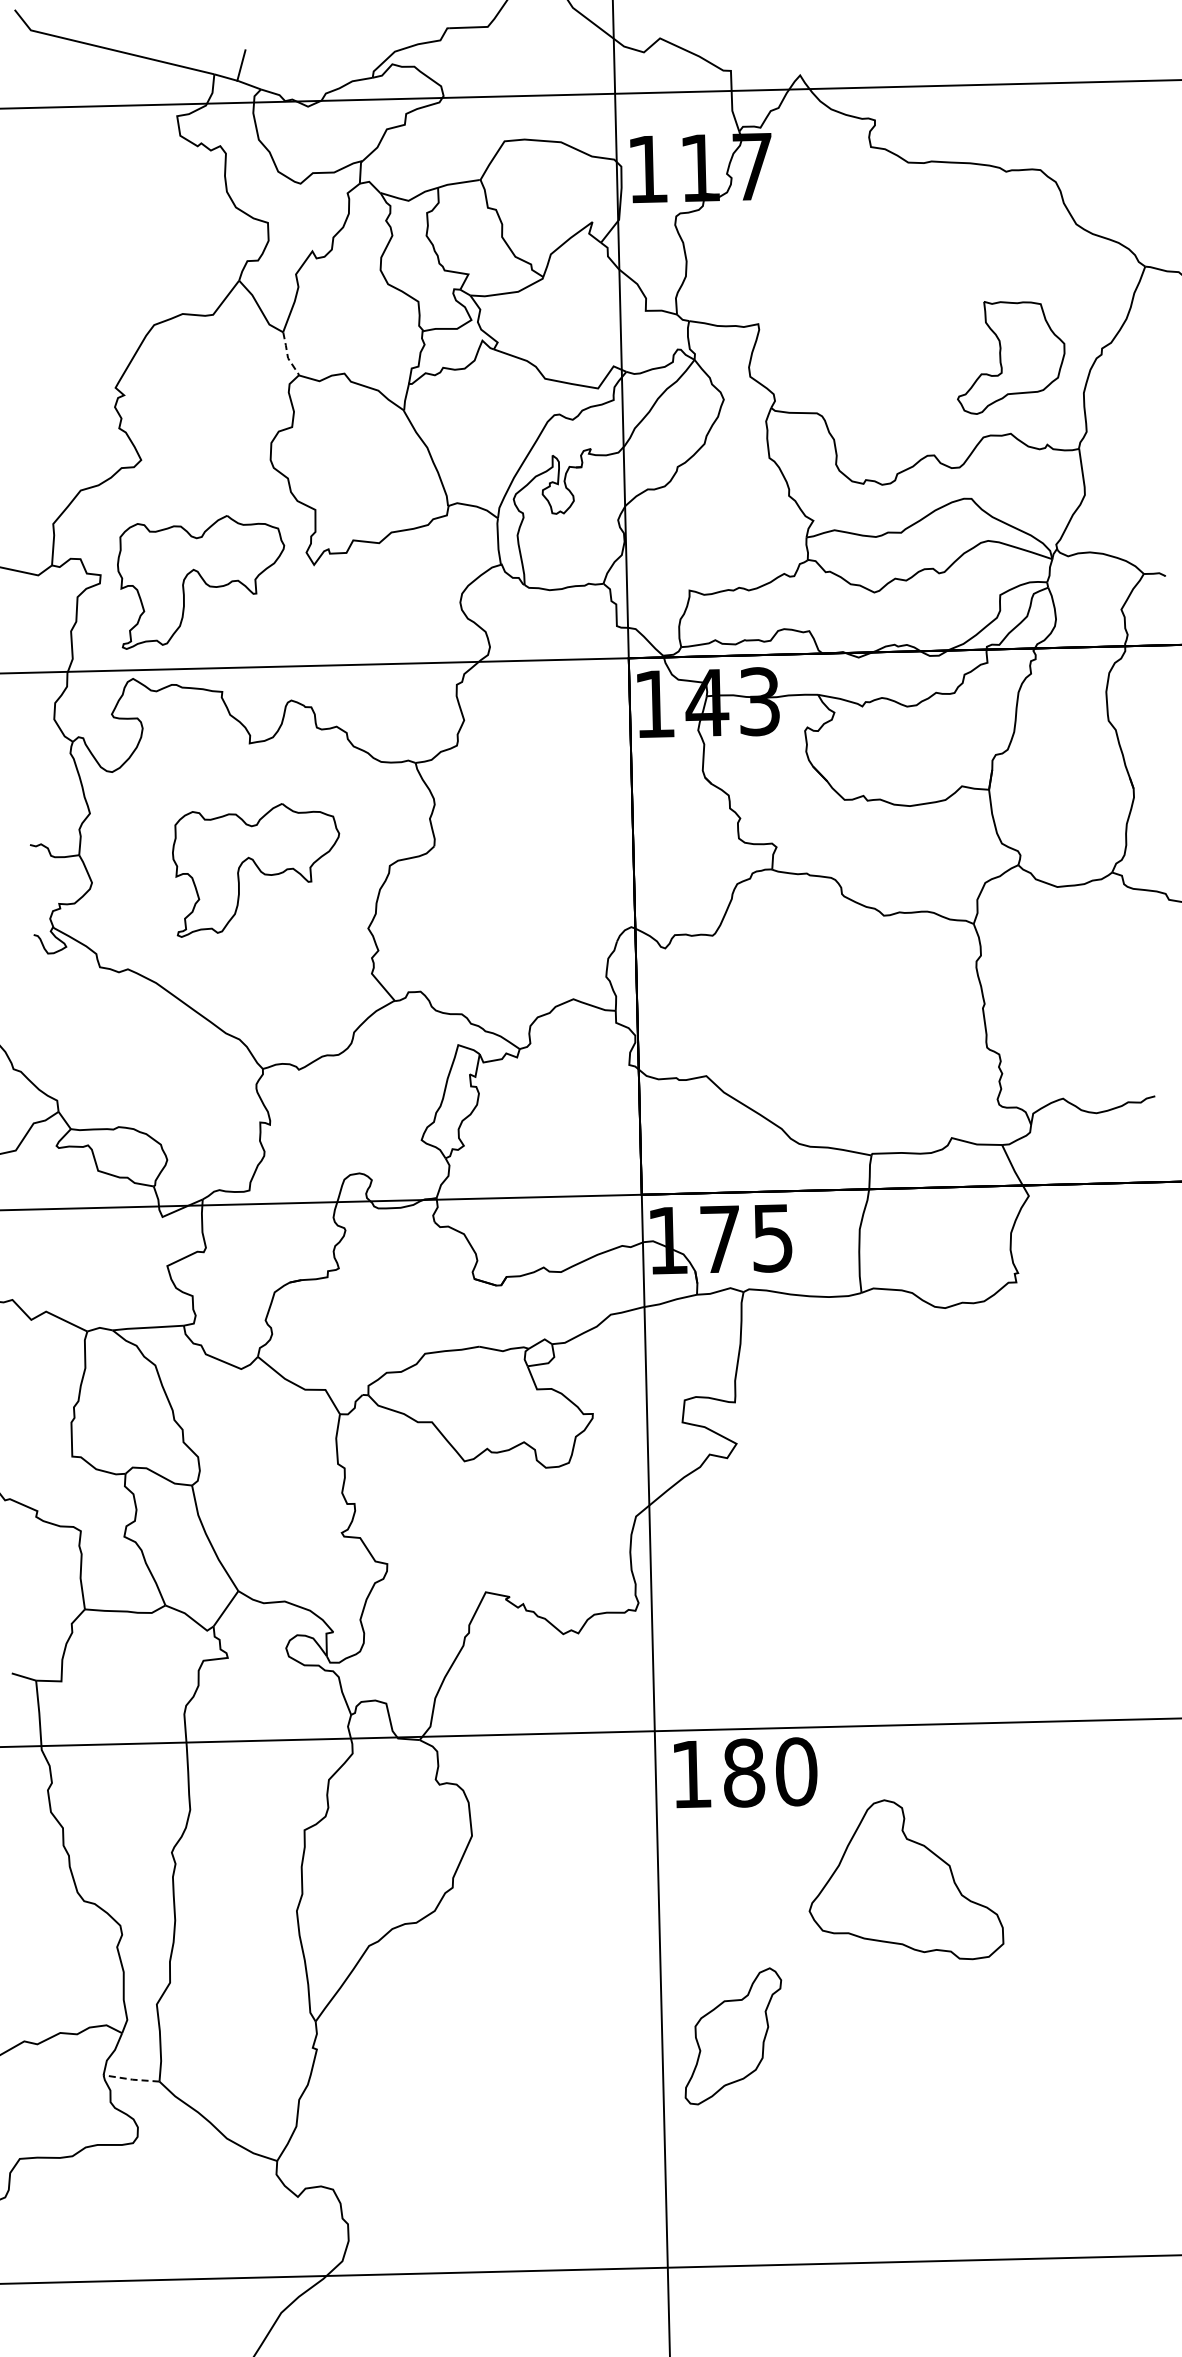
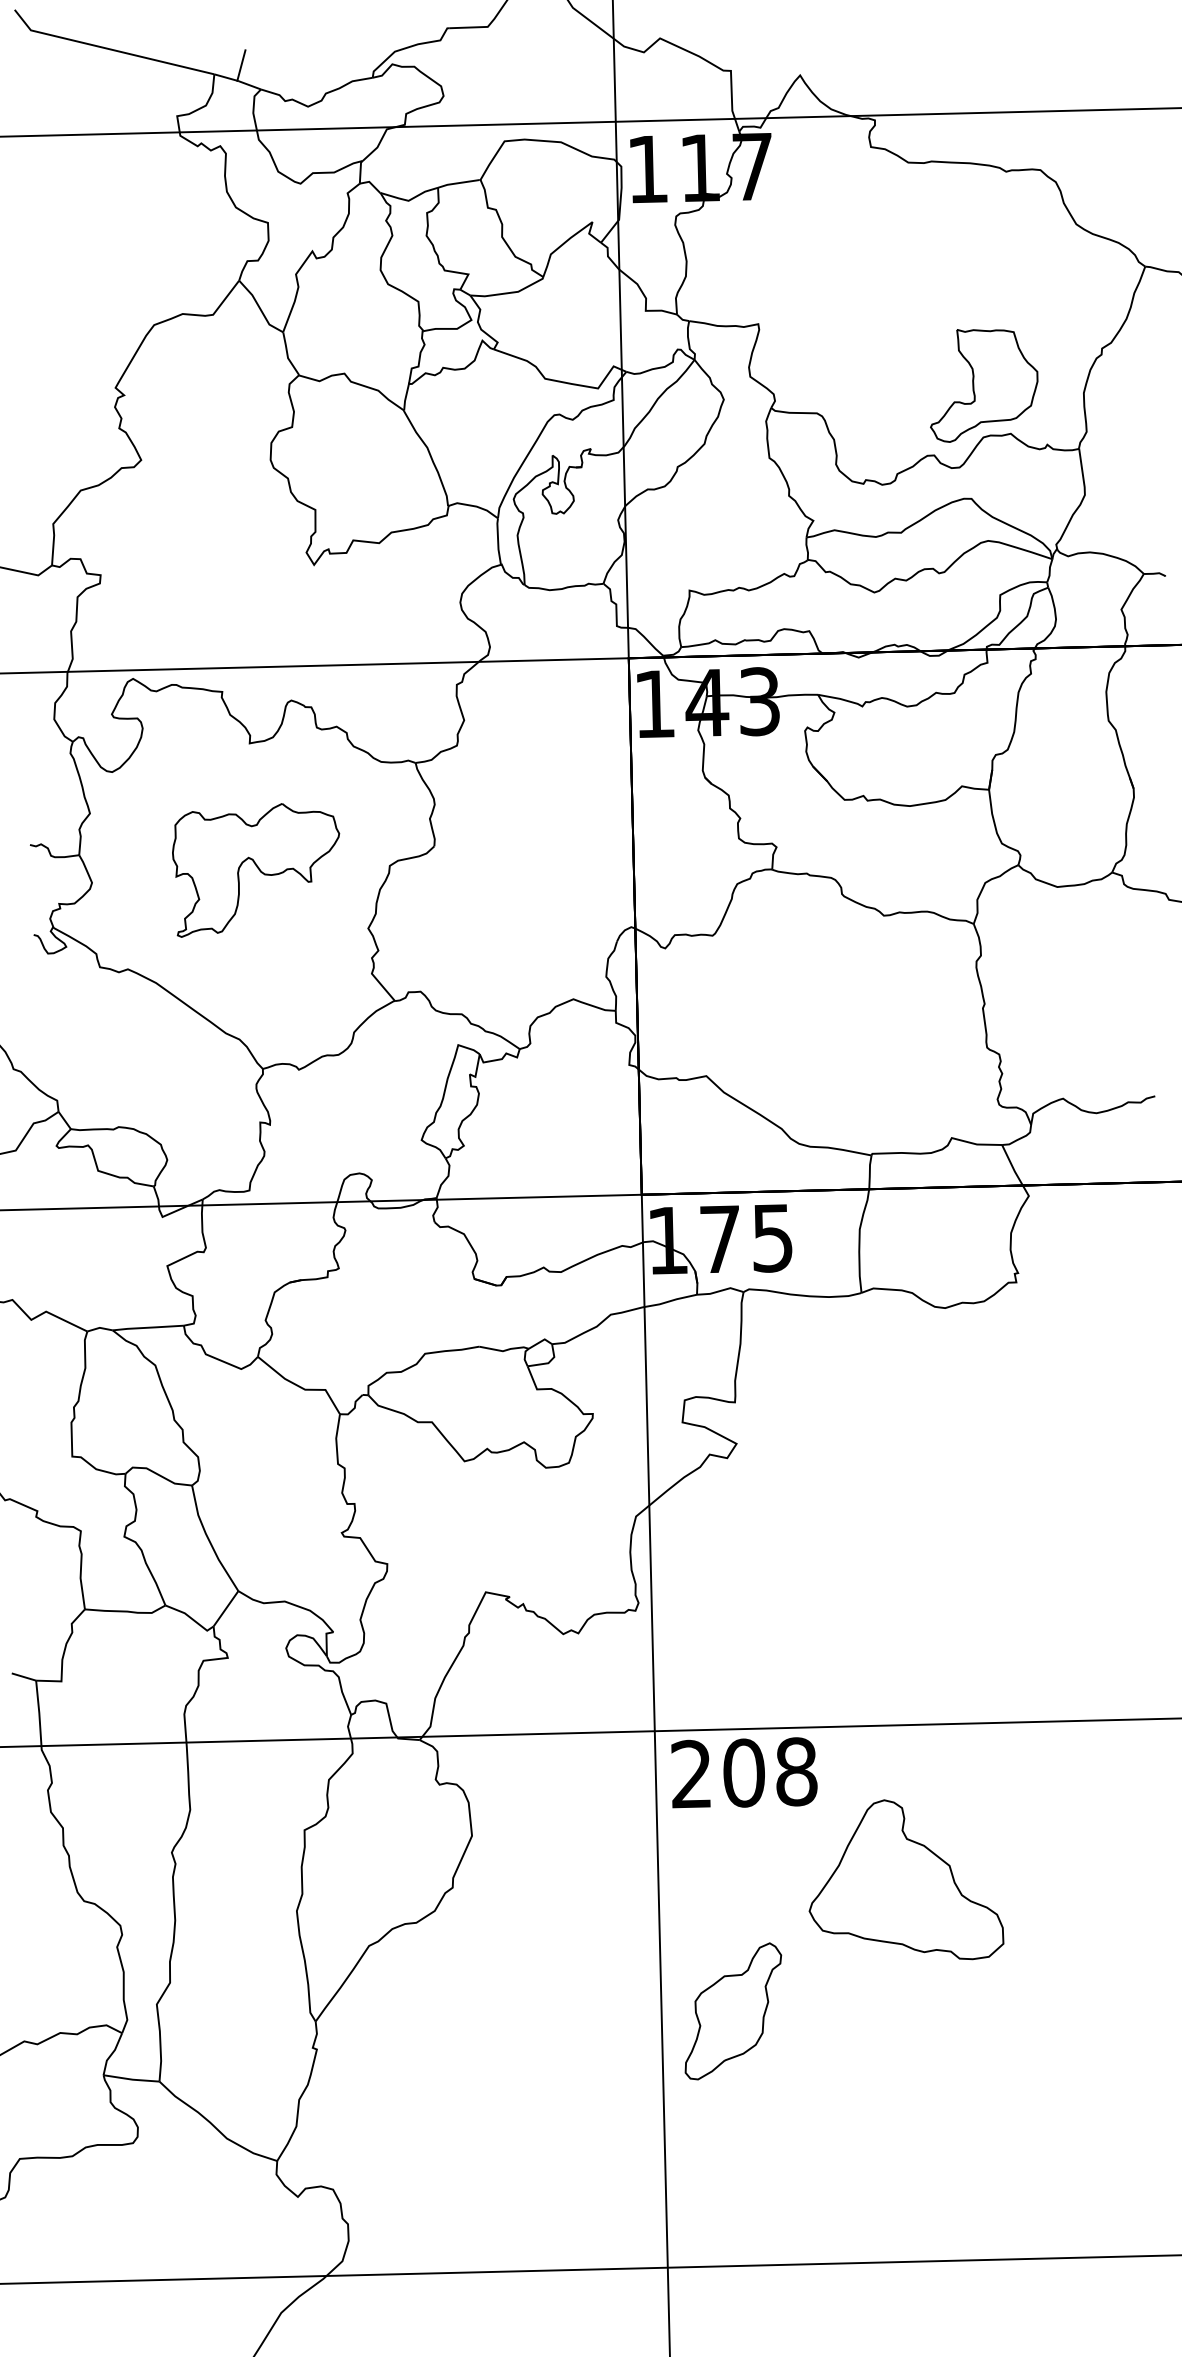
line position: (590, 94) -> (590, 122) (590, 122)
line: dashed -> solid (287, 355)
part position: (1011, 357) -> (984, 385) (984, 385)
part: present -> none (201, 582)
text: 180 -> 208 (744, 1772)
part position: (733, 2036) -> (733, 2011) (733, 2011)
line: dashed -> solid (131, 2079)
